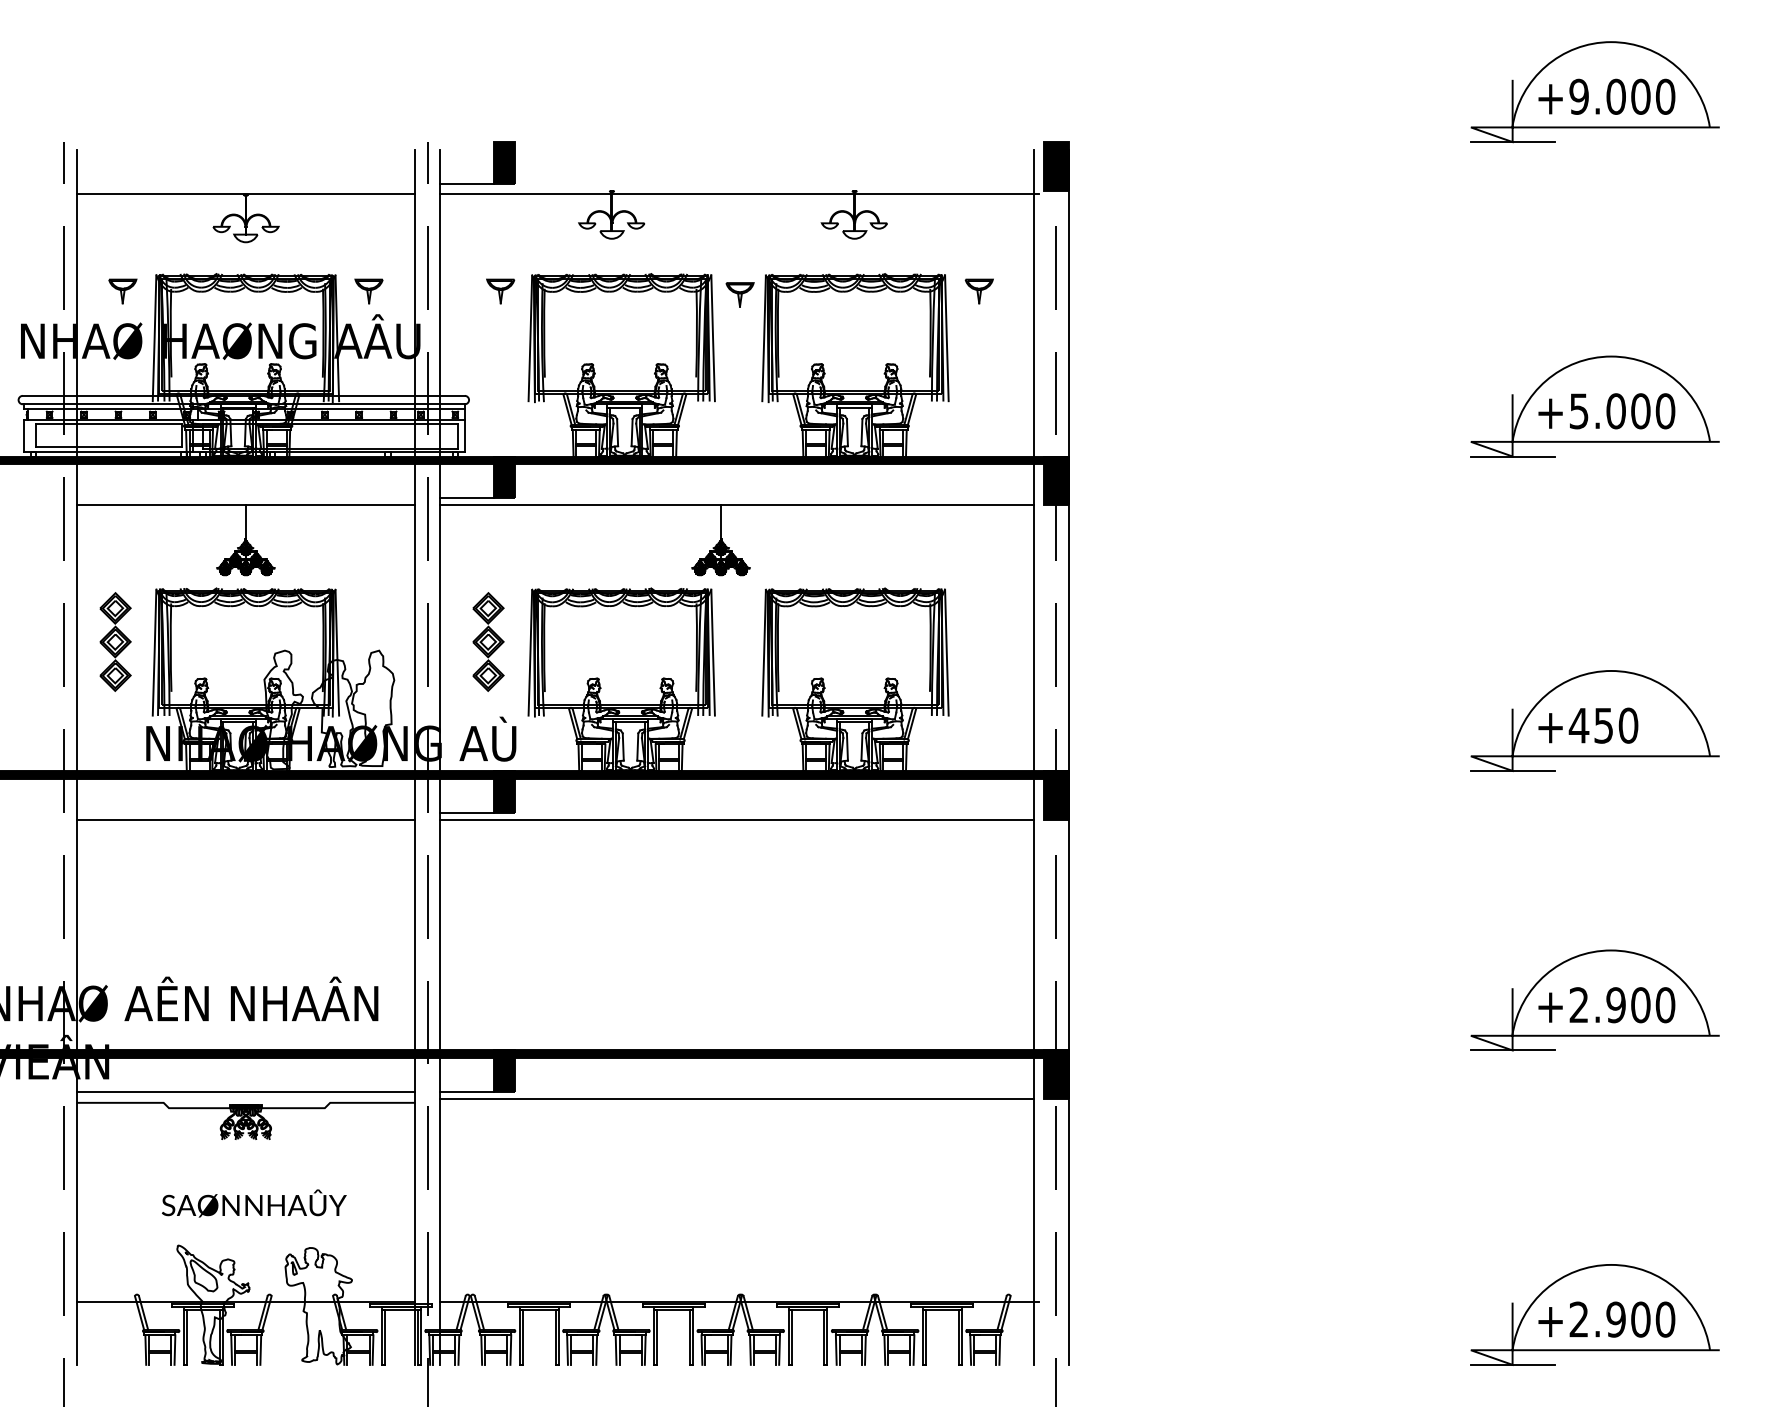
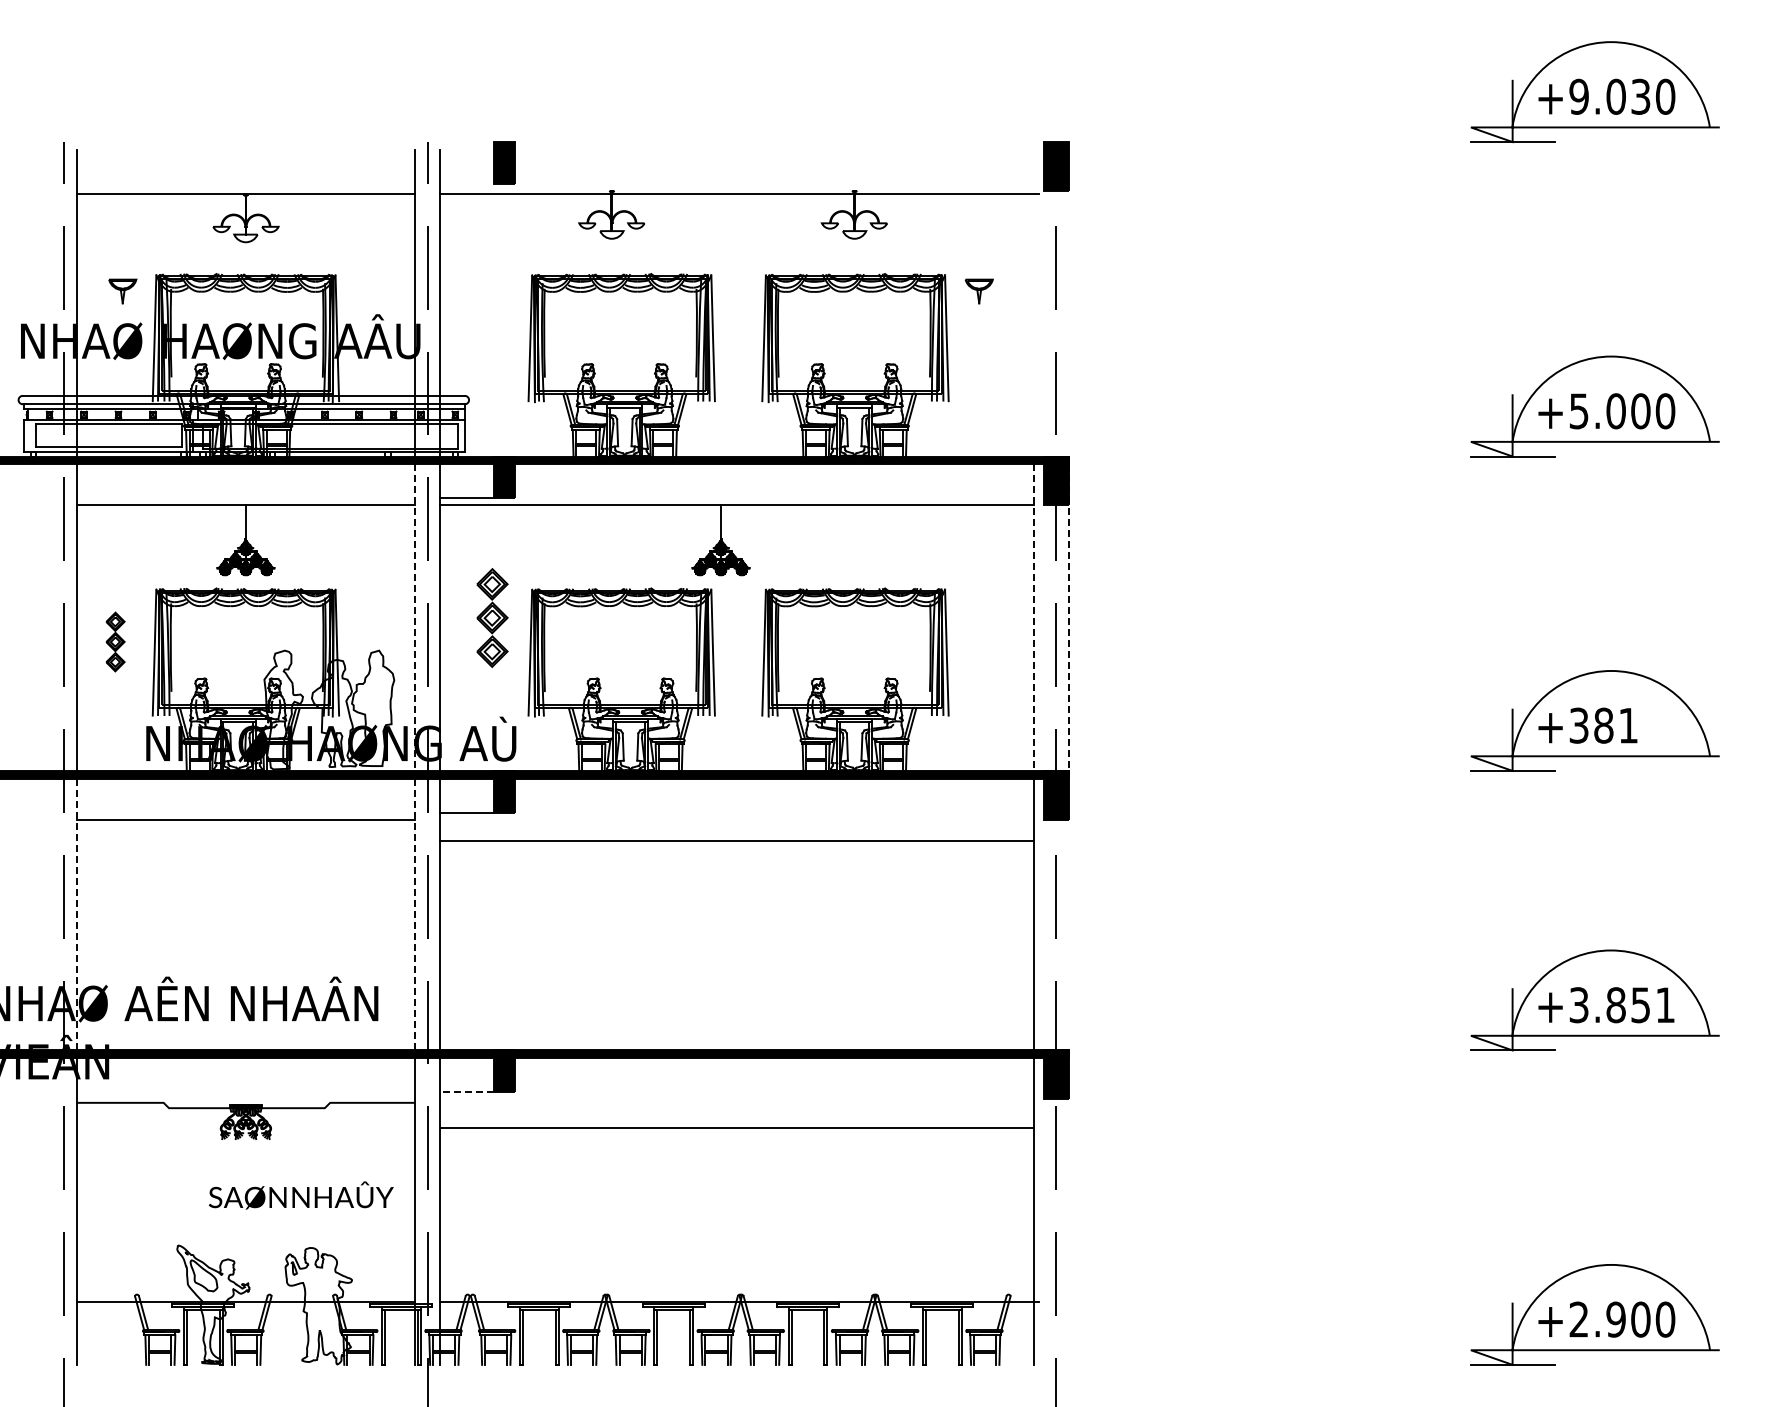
text: +9.000 -> +9.030 (1640, 96)
line: present -> none (466, 184)
part: present -> none (368, 291)
part: present -> none (500, 291)
part: present -> none (739, 294)
line: present -> none (1033, 302)
line: present -> none (1068, 302)
line: solid -> dashed (415, 618)
line: solid -> dashed (1033, 618)
line: solid -> dashed (1068, 618)
part size: 33x100 px -> 21x62 px (115, 641)
part position: (488, 641) -> (492, 617) (492, 617)
text: +450 -> +381 (1603, 725)
line position: (736, 819) -> (736, 840) (736, 840)
line: solid -> dashed (76, 914)
line: solid -> dashed (415, 914)
line: present -> none (1068, 914)
text: +2.900 -> +3.851 (1622, 1005)
line: present -> none (245, 1092)
line: solid -> dashed (466, 1092)
line position: (736, 1099) -> (736, 1128) (736, 1128)
text position: (254, 1203) -> (301, 1195) (301, 1195)
line: present -> none (1068, 1211)
